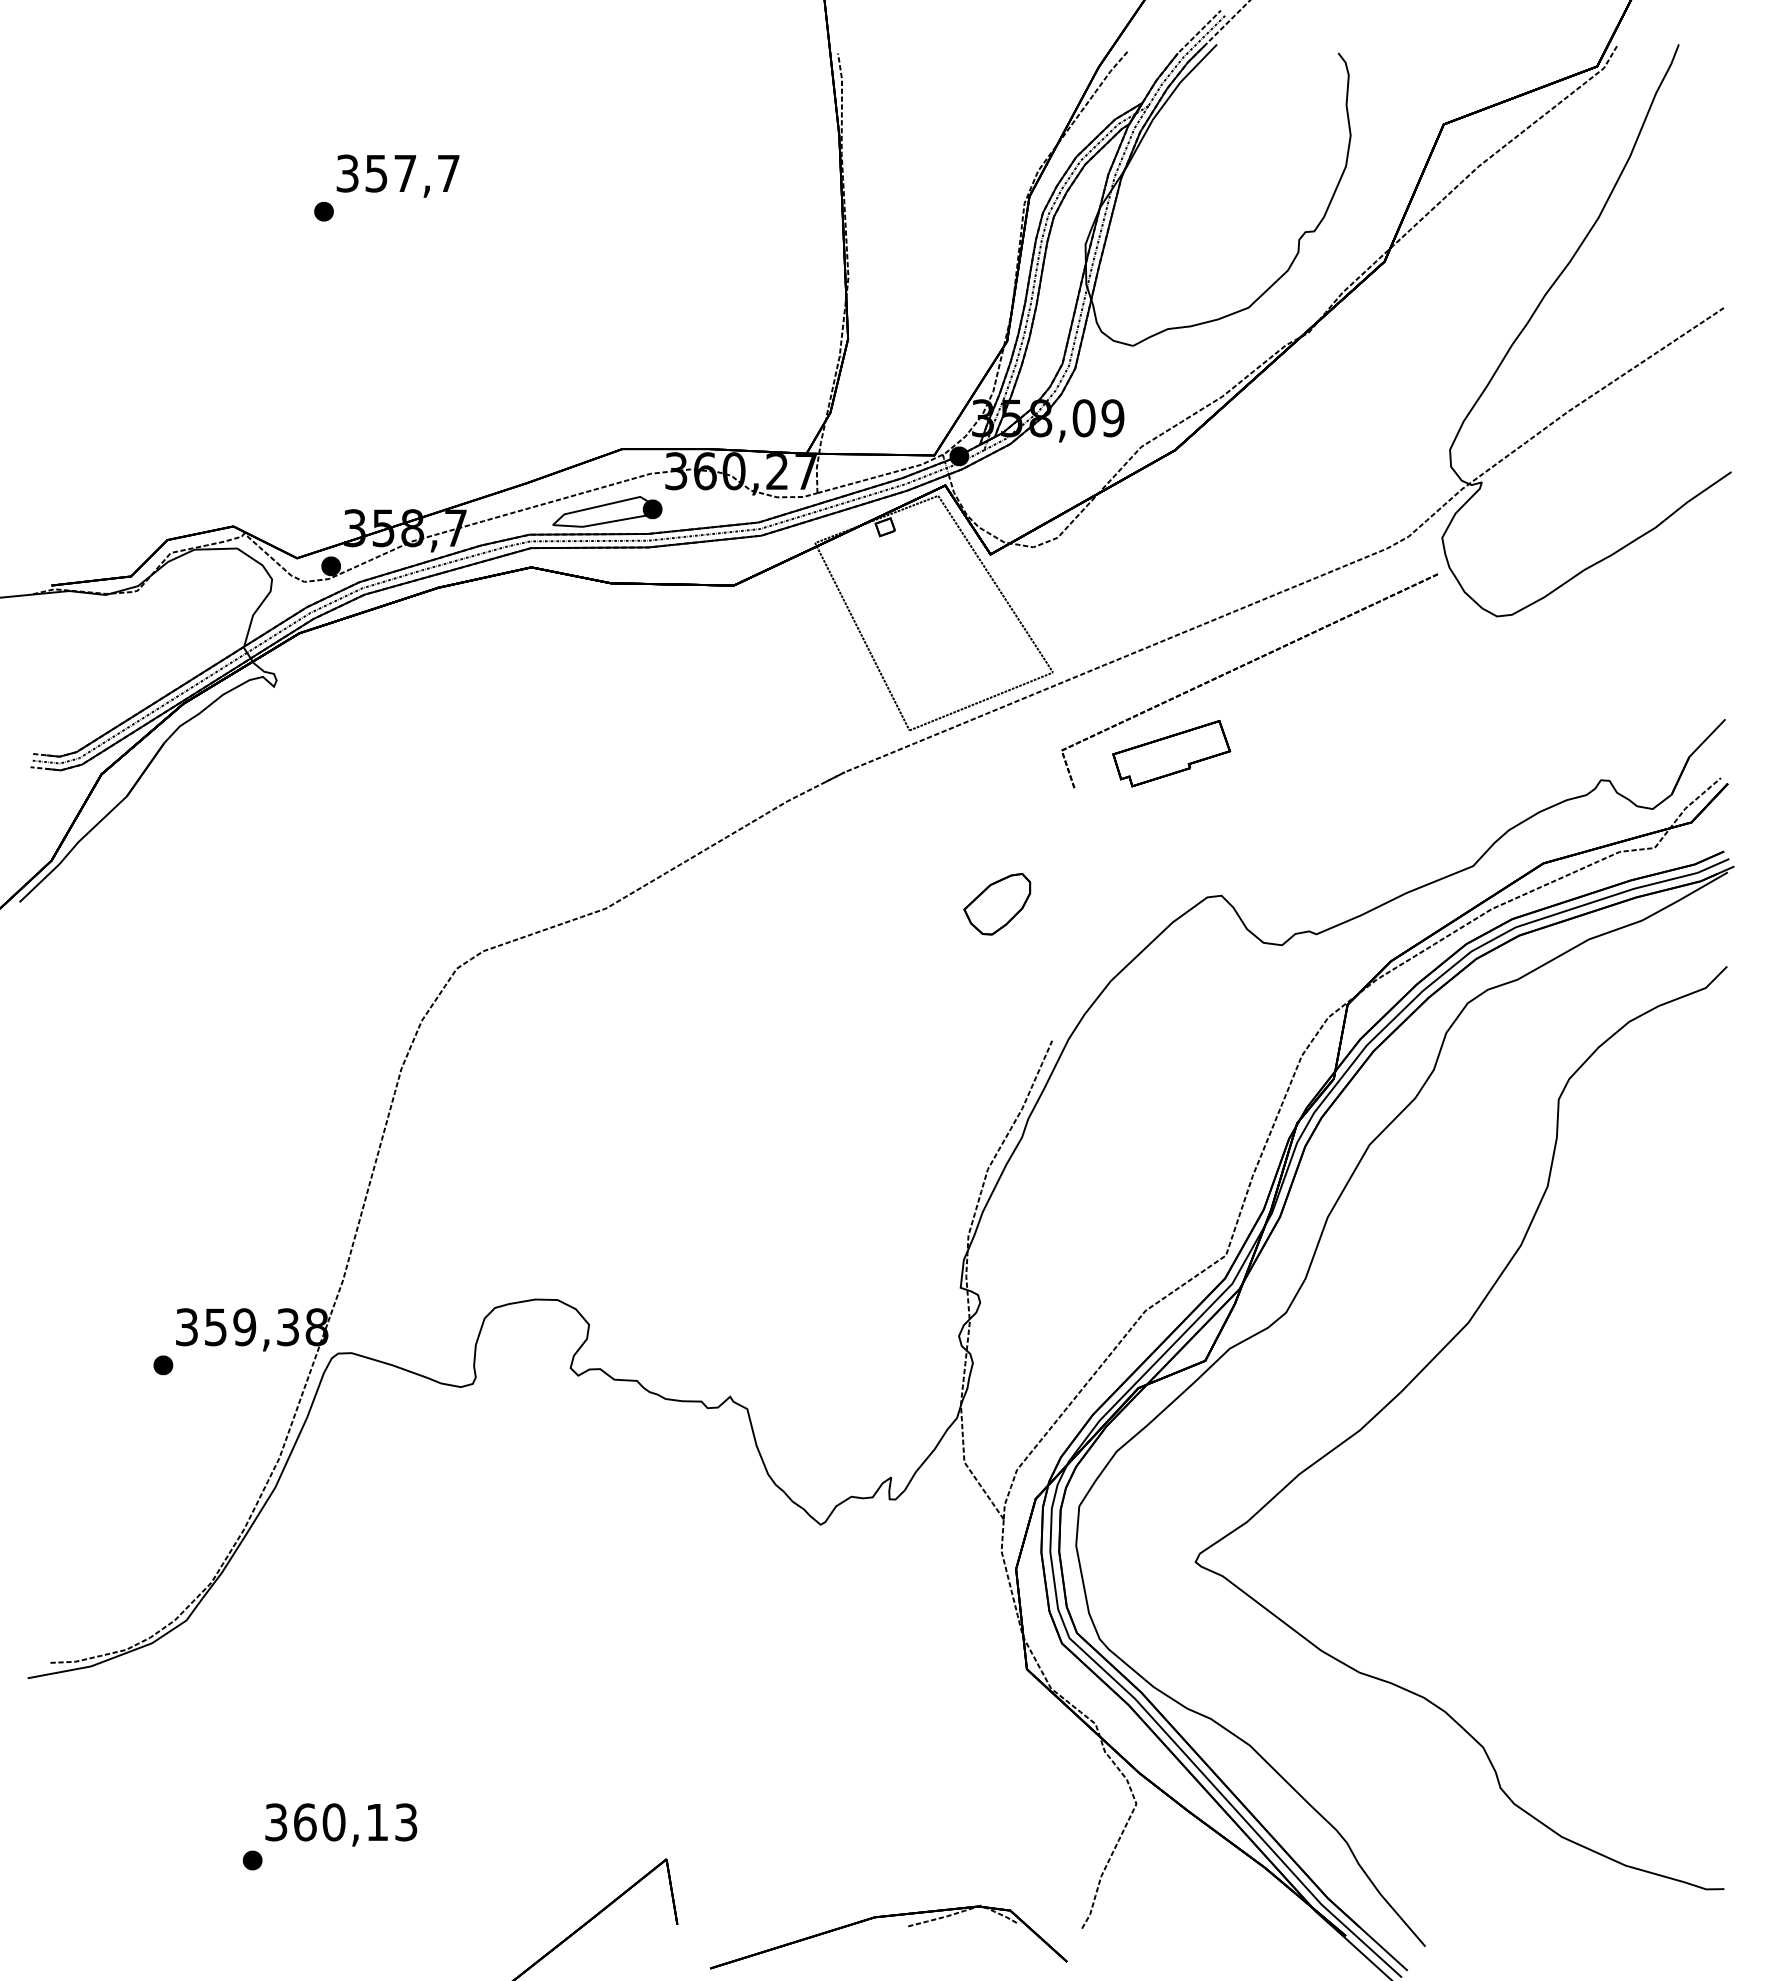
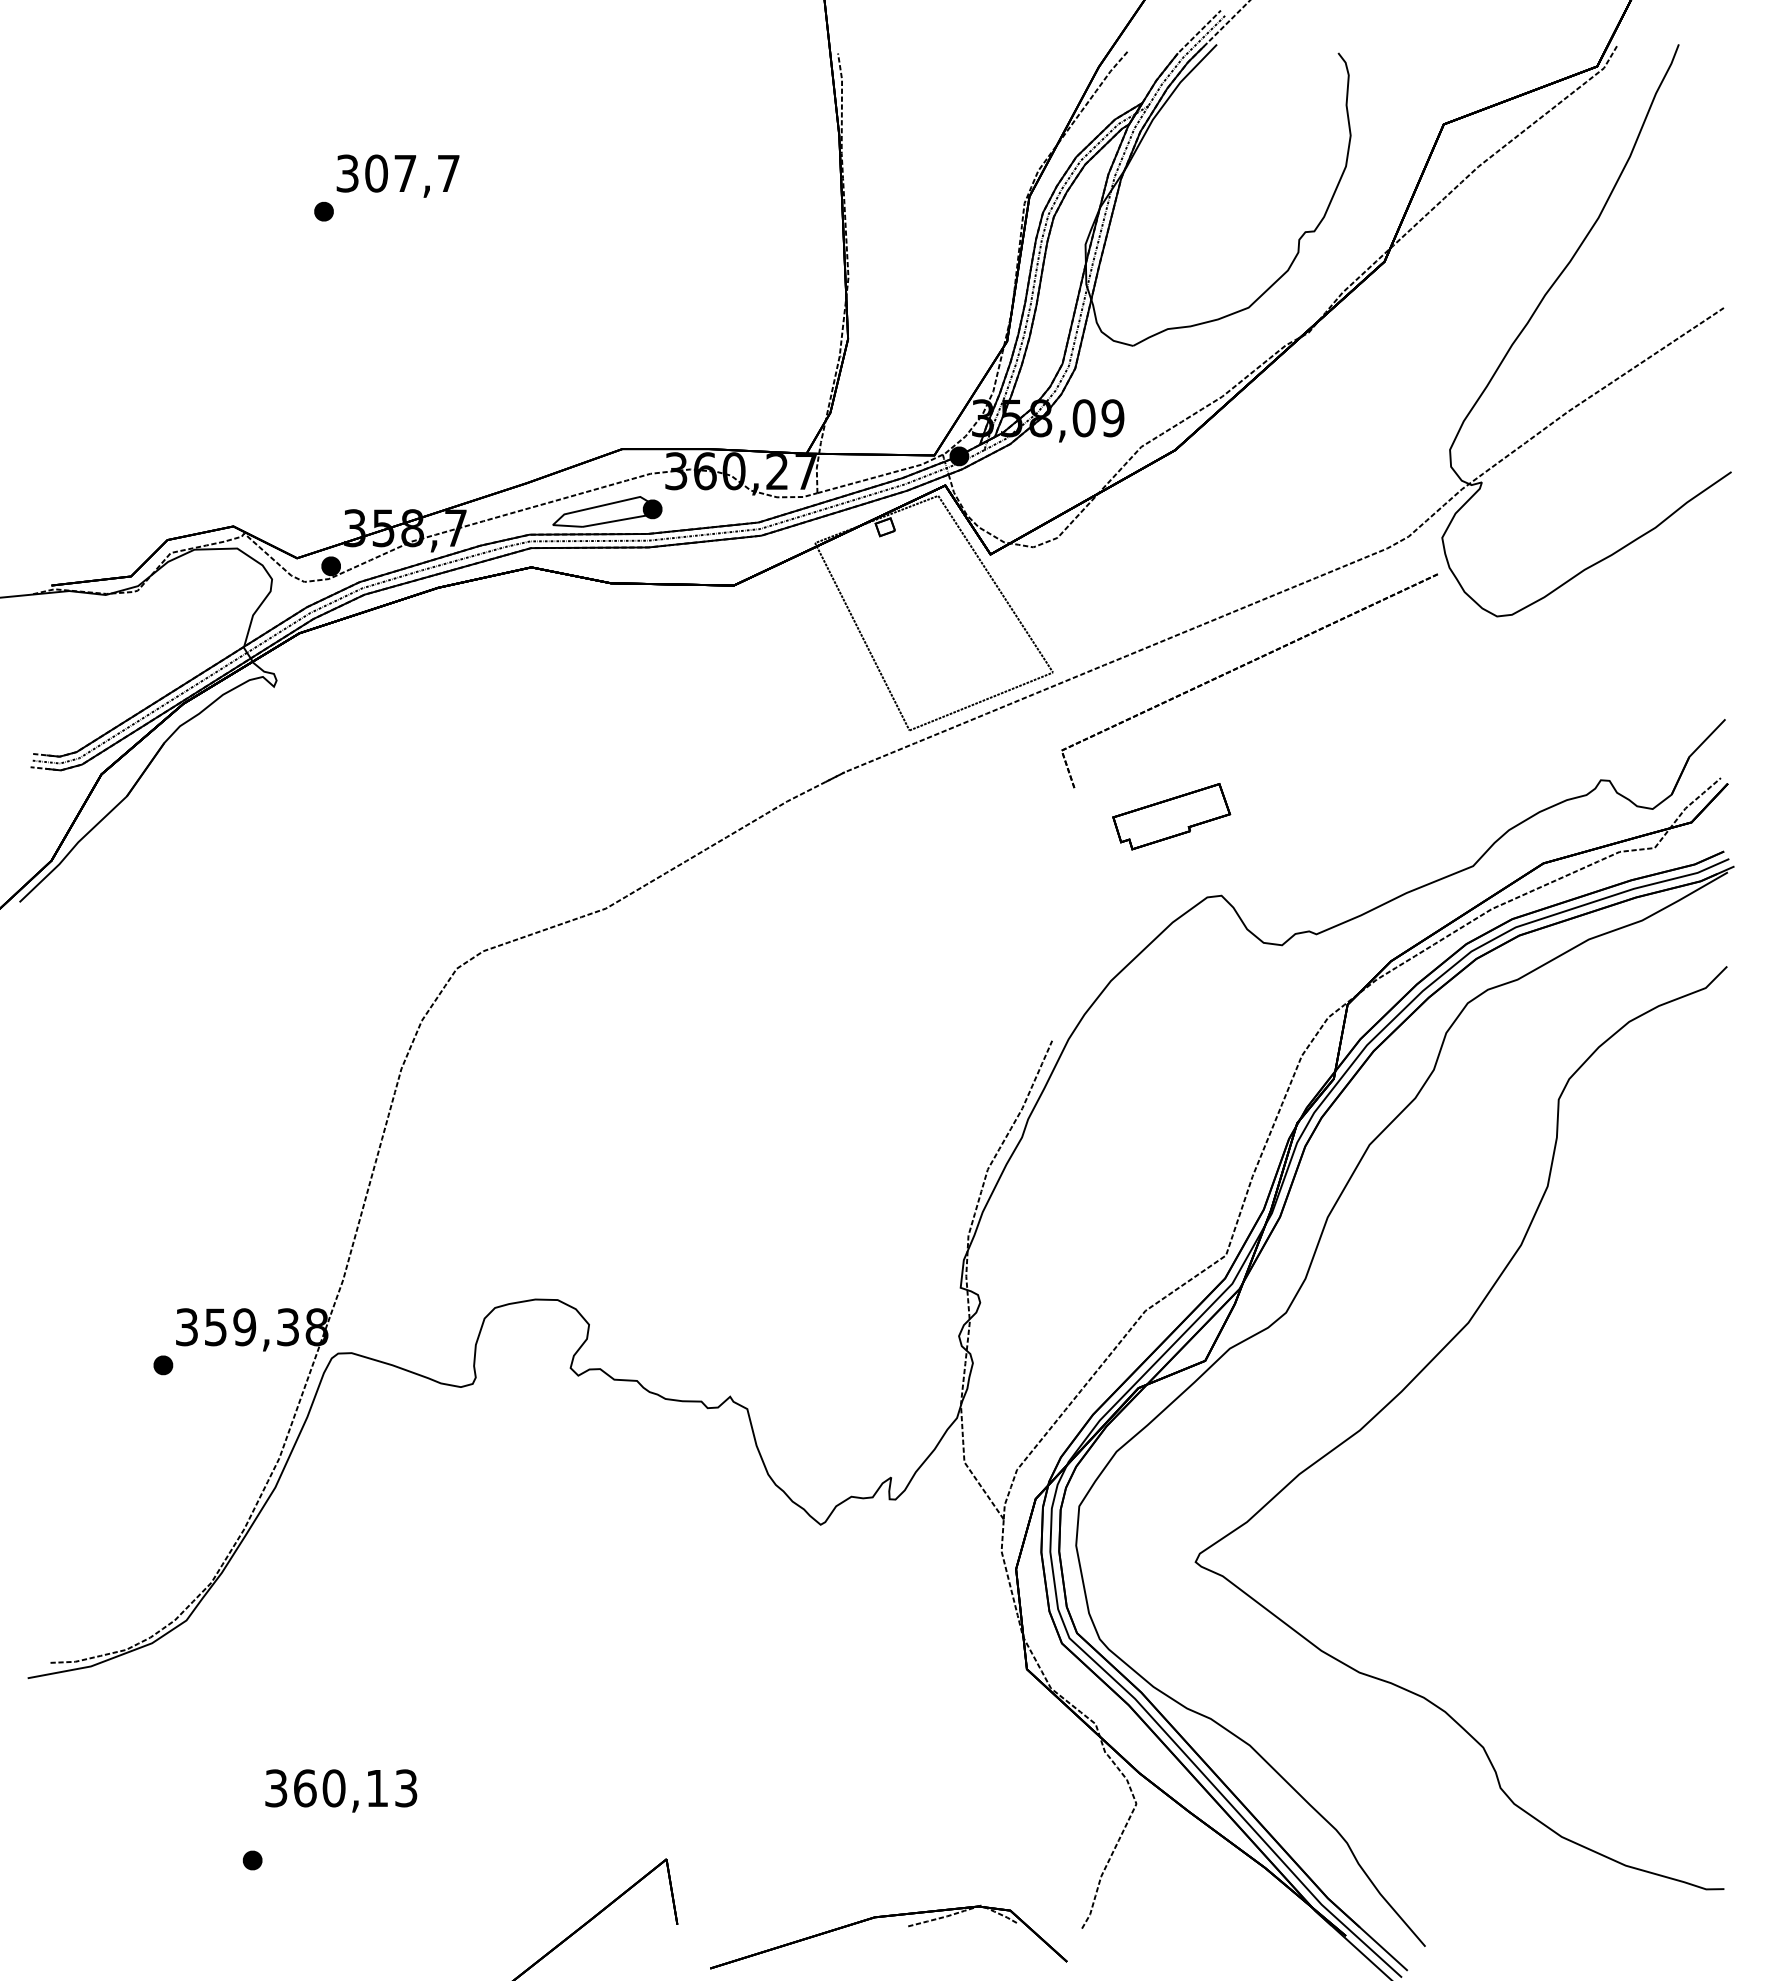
text: 357,7 -> 307,7 (376, 173)
part position: (1171, 753) -> (1171, 816) (1171, 816)
part: present -> none (997, 904)
text position: (341, 1824) -> (341, 1790) (341, 1790)
